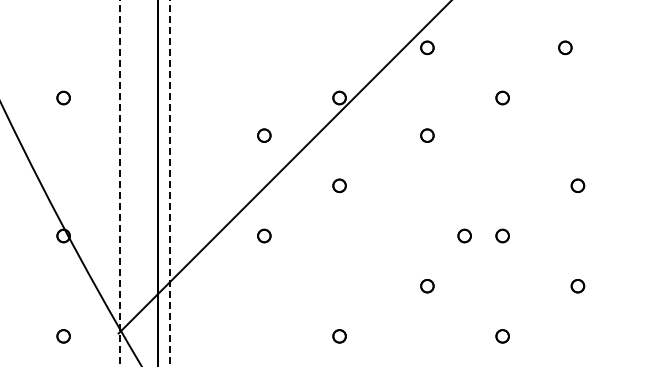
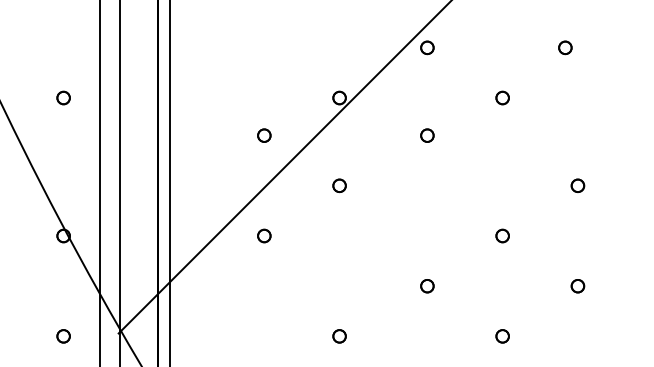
line: none -> present (100, 182)
line: dashed -> solid (120, 183)
line: dashed -> solid (170, 183)
part: present -> none (464, 235)
